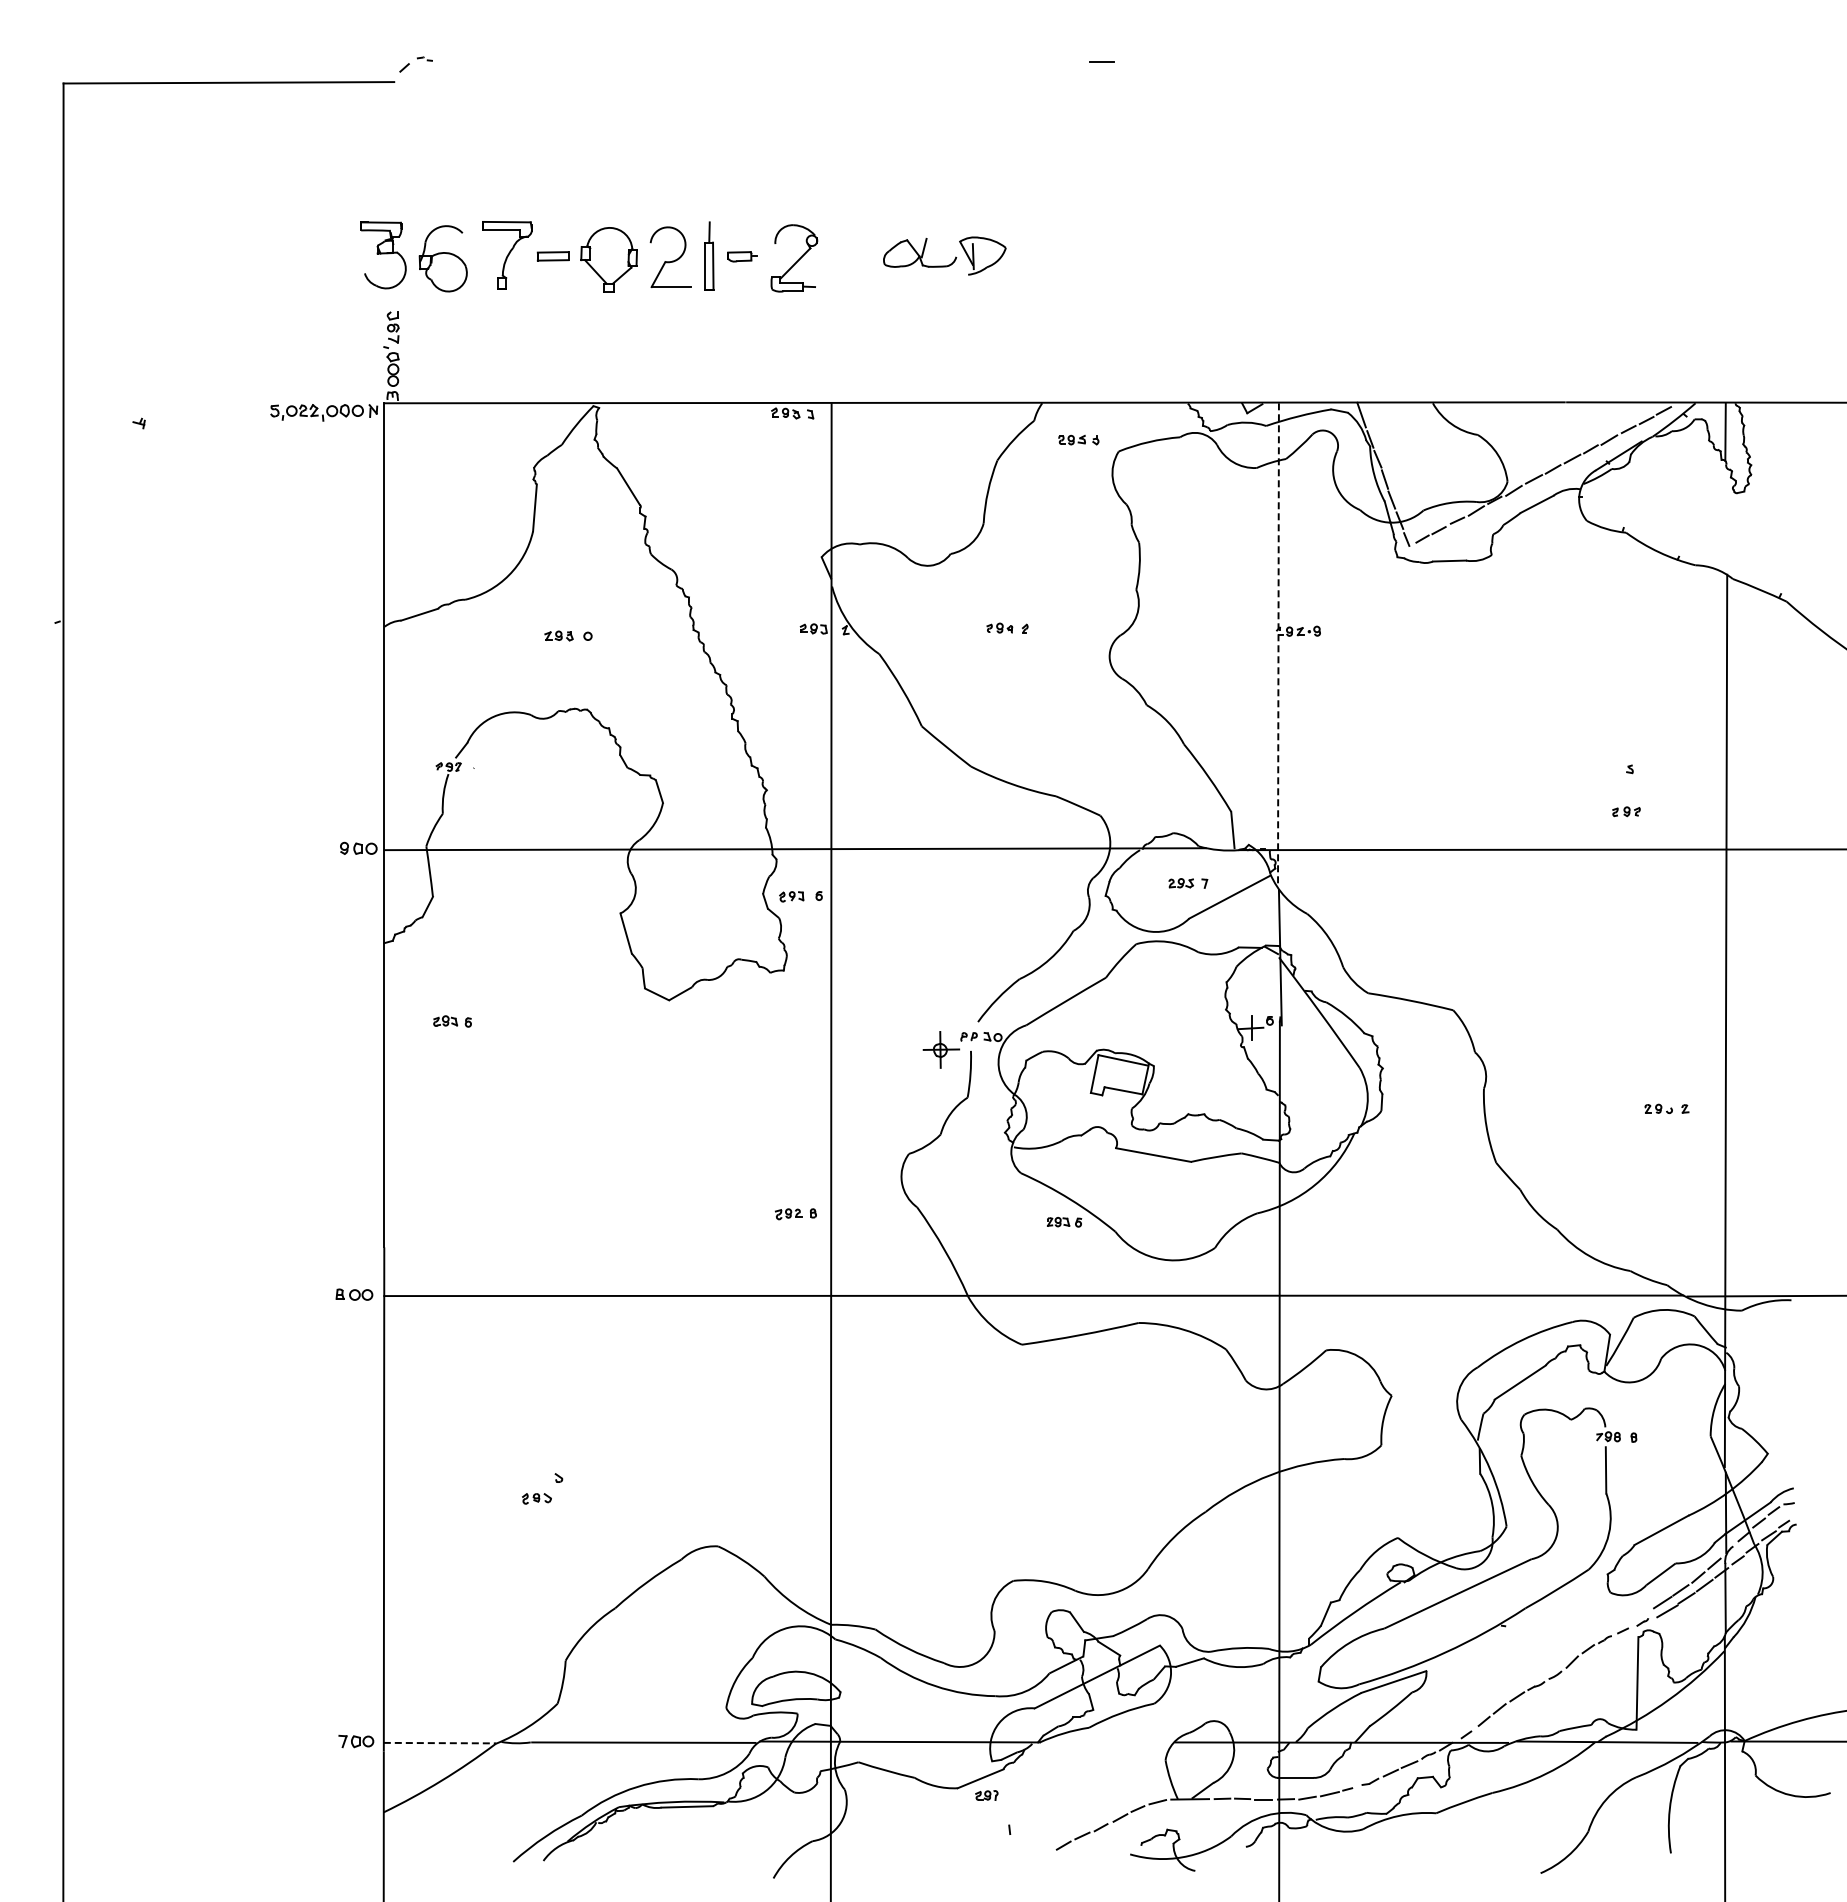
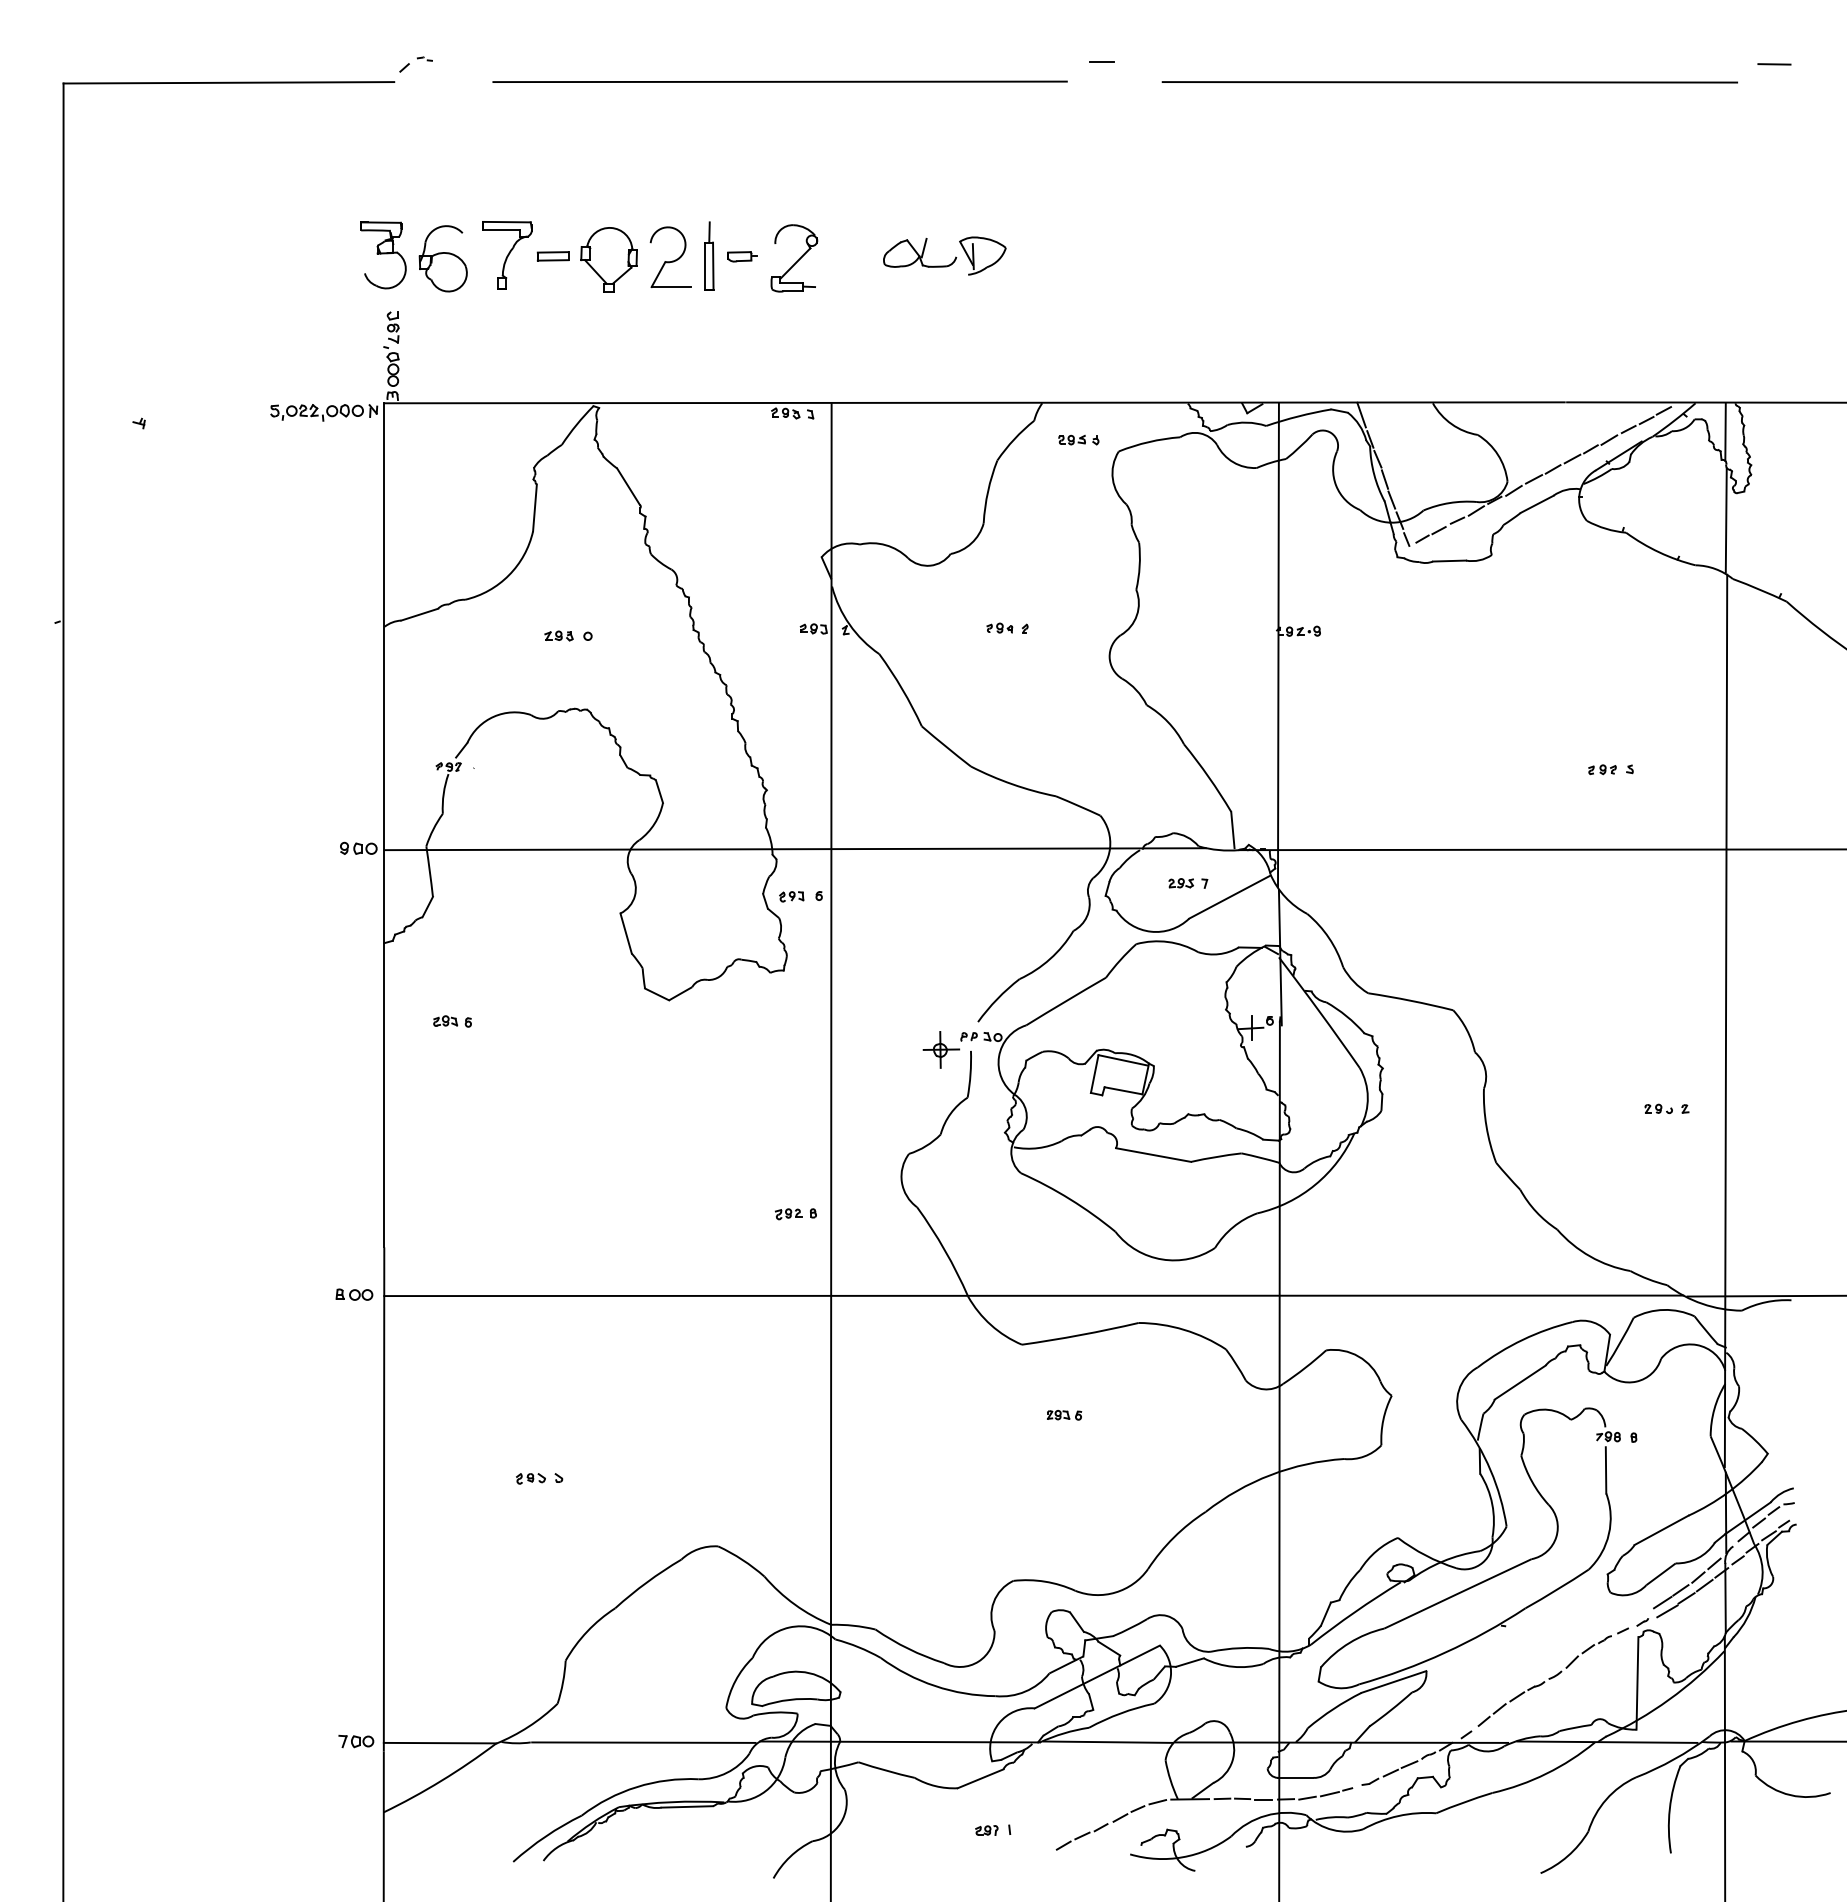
line: none -> present (1774, 64)
line: none -> present (779, 81)
line: none -> present (1449, 82)
line: none -> present (1725, 520)
line: dashed -> solid (1278, 645)
part position: (1626, 811) -> (1602, 769) (1602, 769)
part position: (1064, 1222) -> (1064, 1415) (1064, 1415)
part position: (536, 1498) -> (530, 1478) (530, 1478)
line: none -> present (1107, 1741)
line: dashed -> solid (440, 1743)
part position: (986, 1795) -> (986, 1830) (986, 1830)
